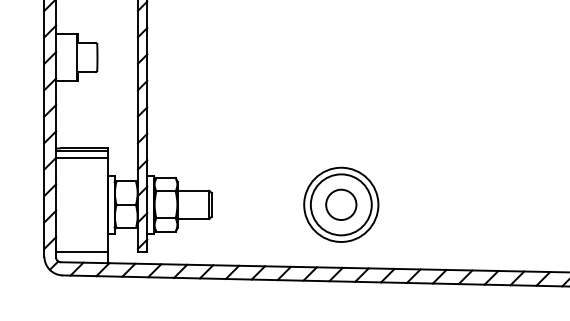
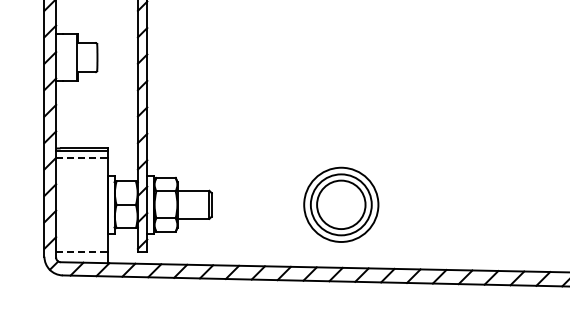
line: solid -> dashed (81, 158)
circle diameter: 30 px -> 48 px (341, 204)
line: solid -> dashed (81, 251)
